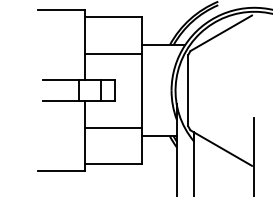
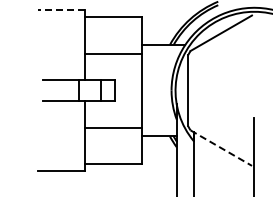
line: solid -> dashed (61, 10)
line: solid -> dashed (221, 148)
